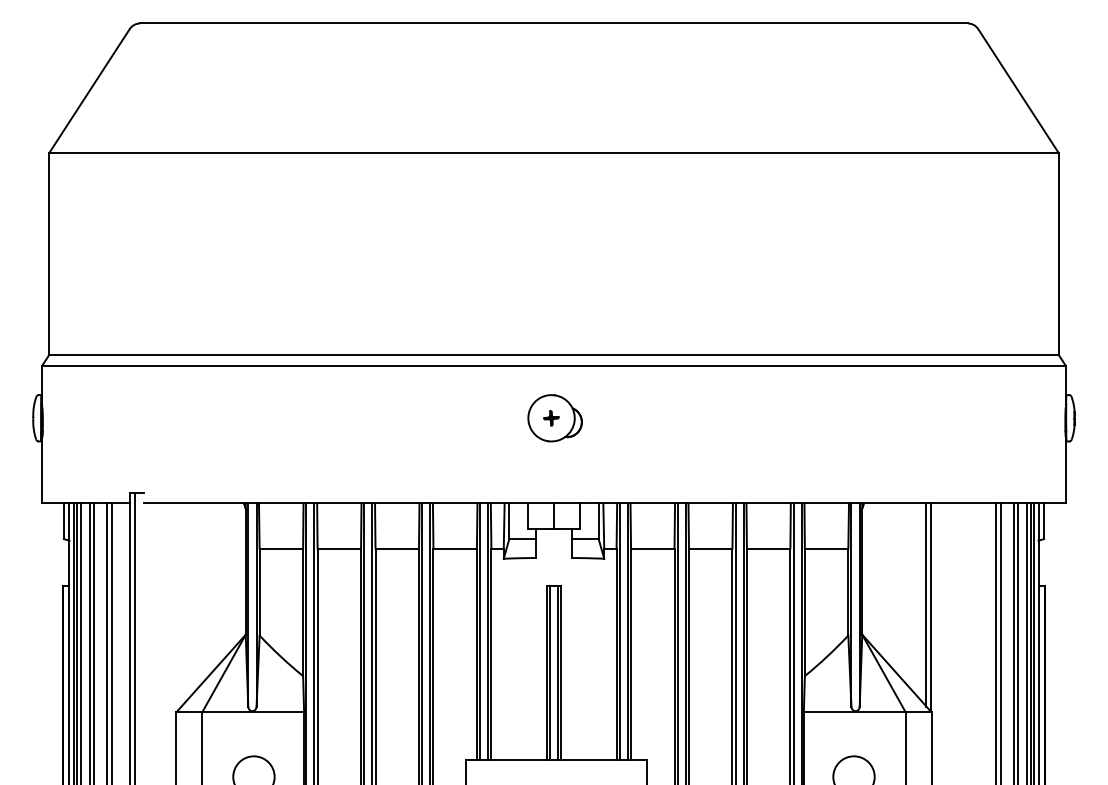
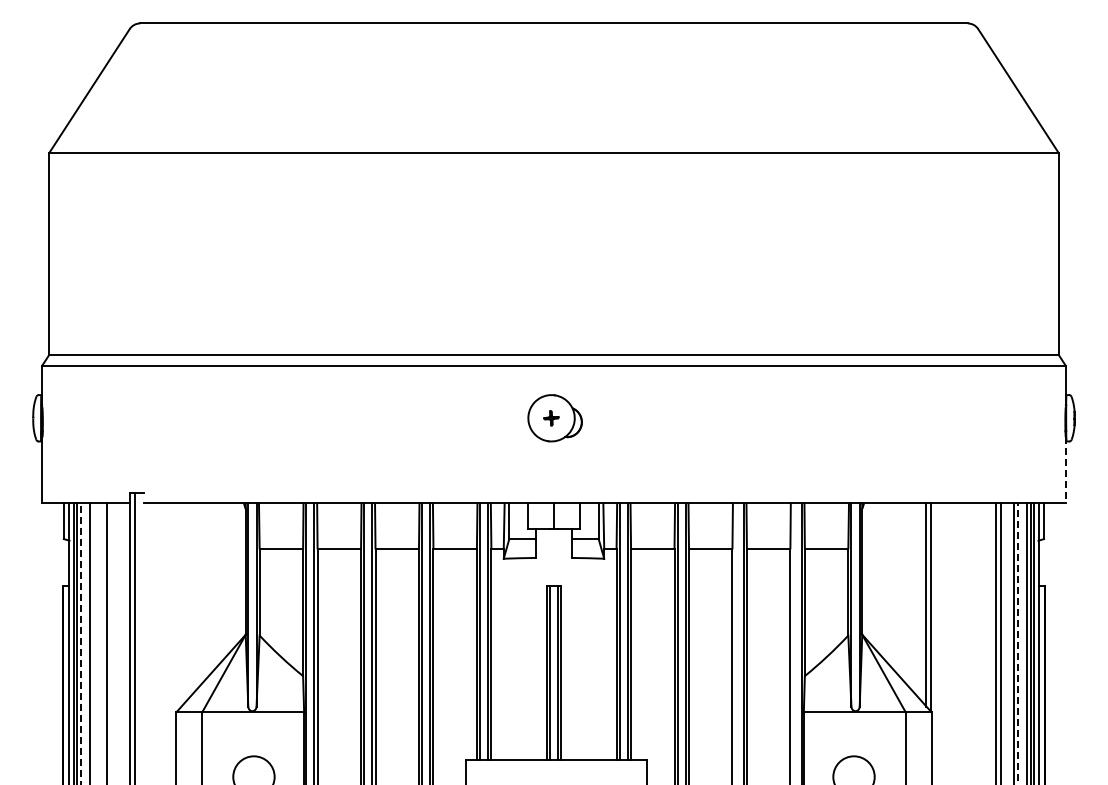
line: solid -> dashed (1065, 470)
line: present -> none (94, 641)
line: present -> none (111, 641)
line: present -> none (735, 641)
line: present -> none (793, 641)
line: solid -> dashed (81, 643)
line: solid -> dashed (1018, 643)
